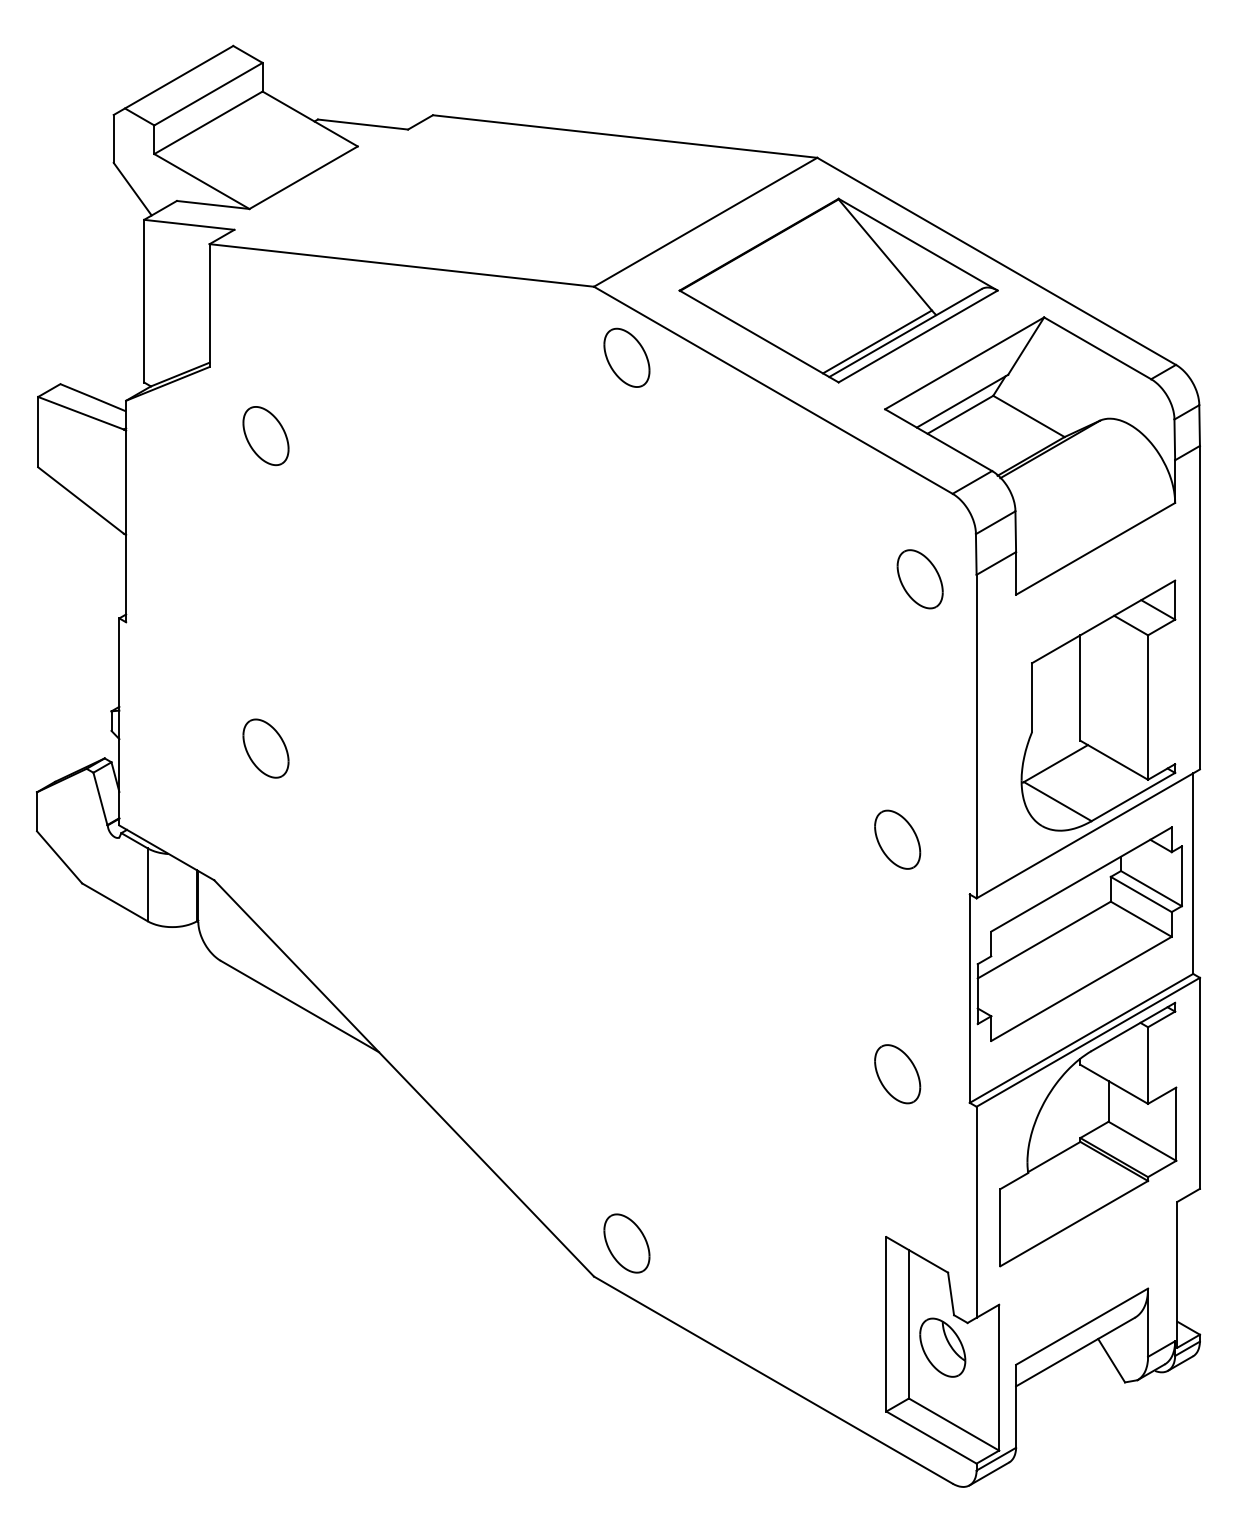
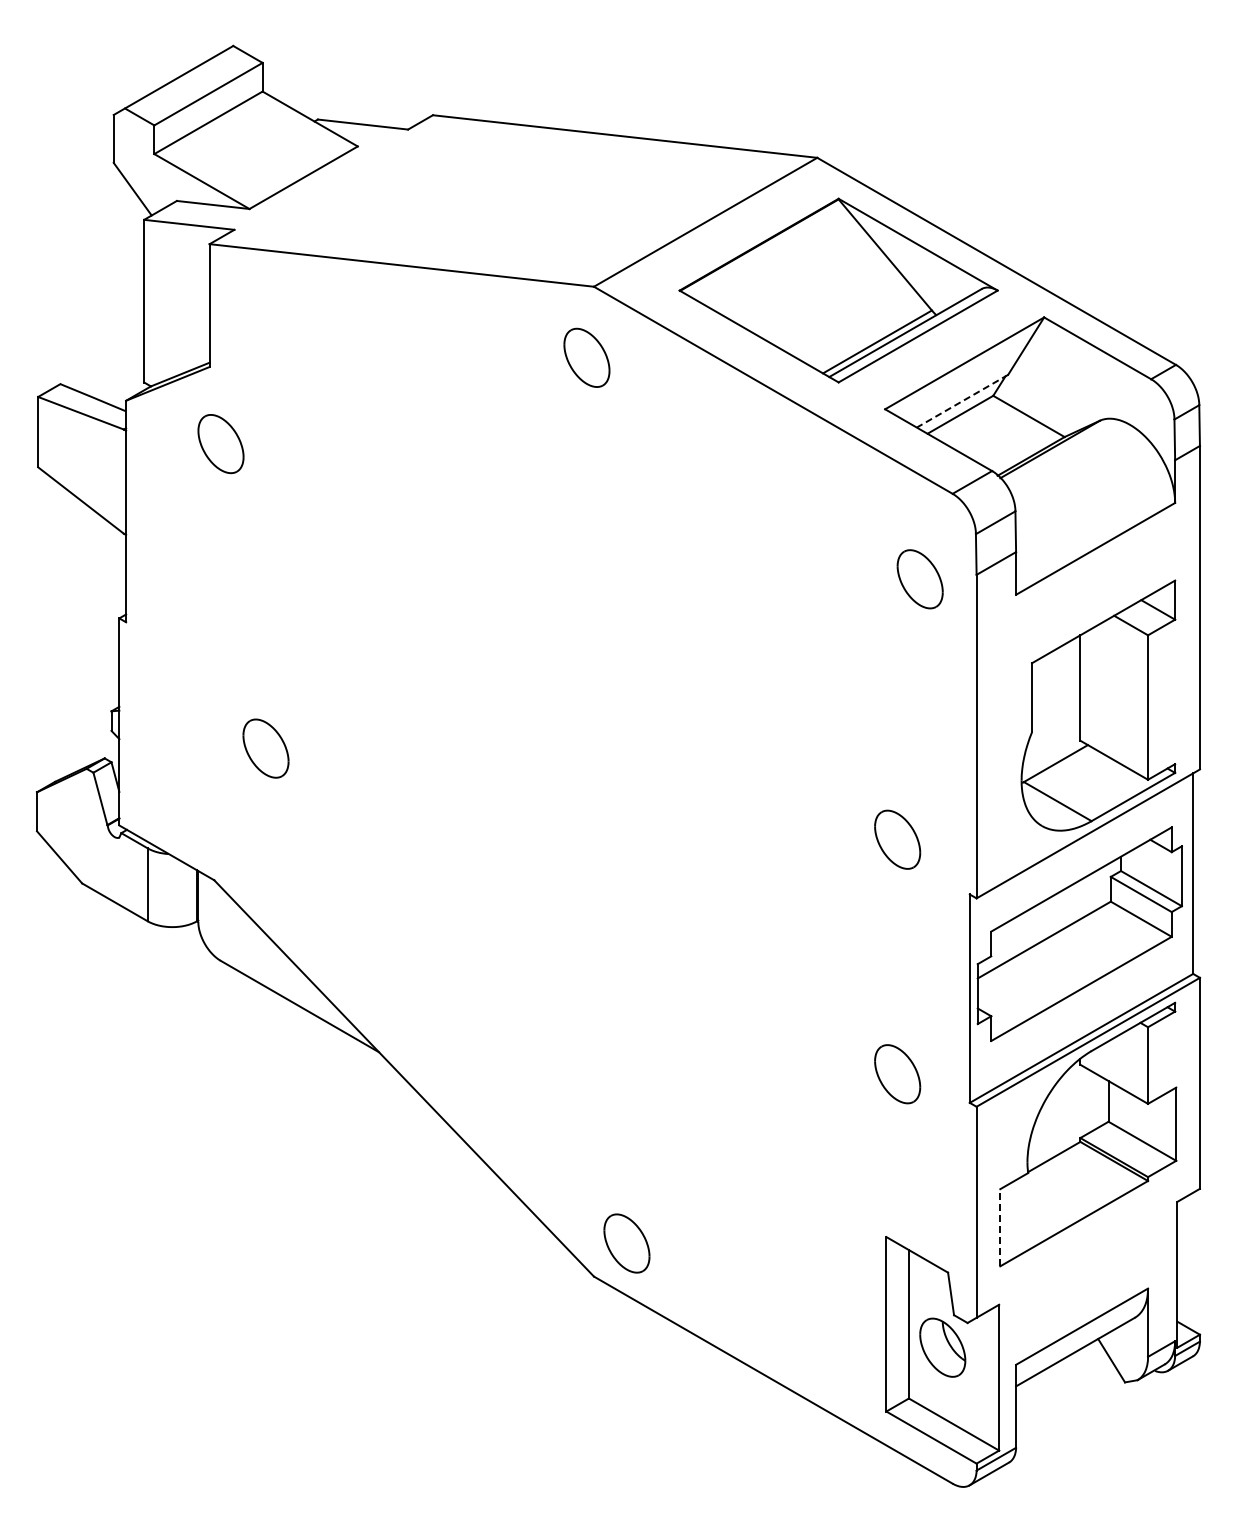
part position: (626, 357) -> (586, 357) (586, 357)
line: solid -> dashed (962, 401)
part position: (265, 436) -> (220, 444) (220, 444)
line: solid -> dashed (1000, 1227)
